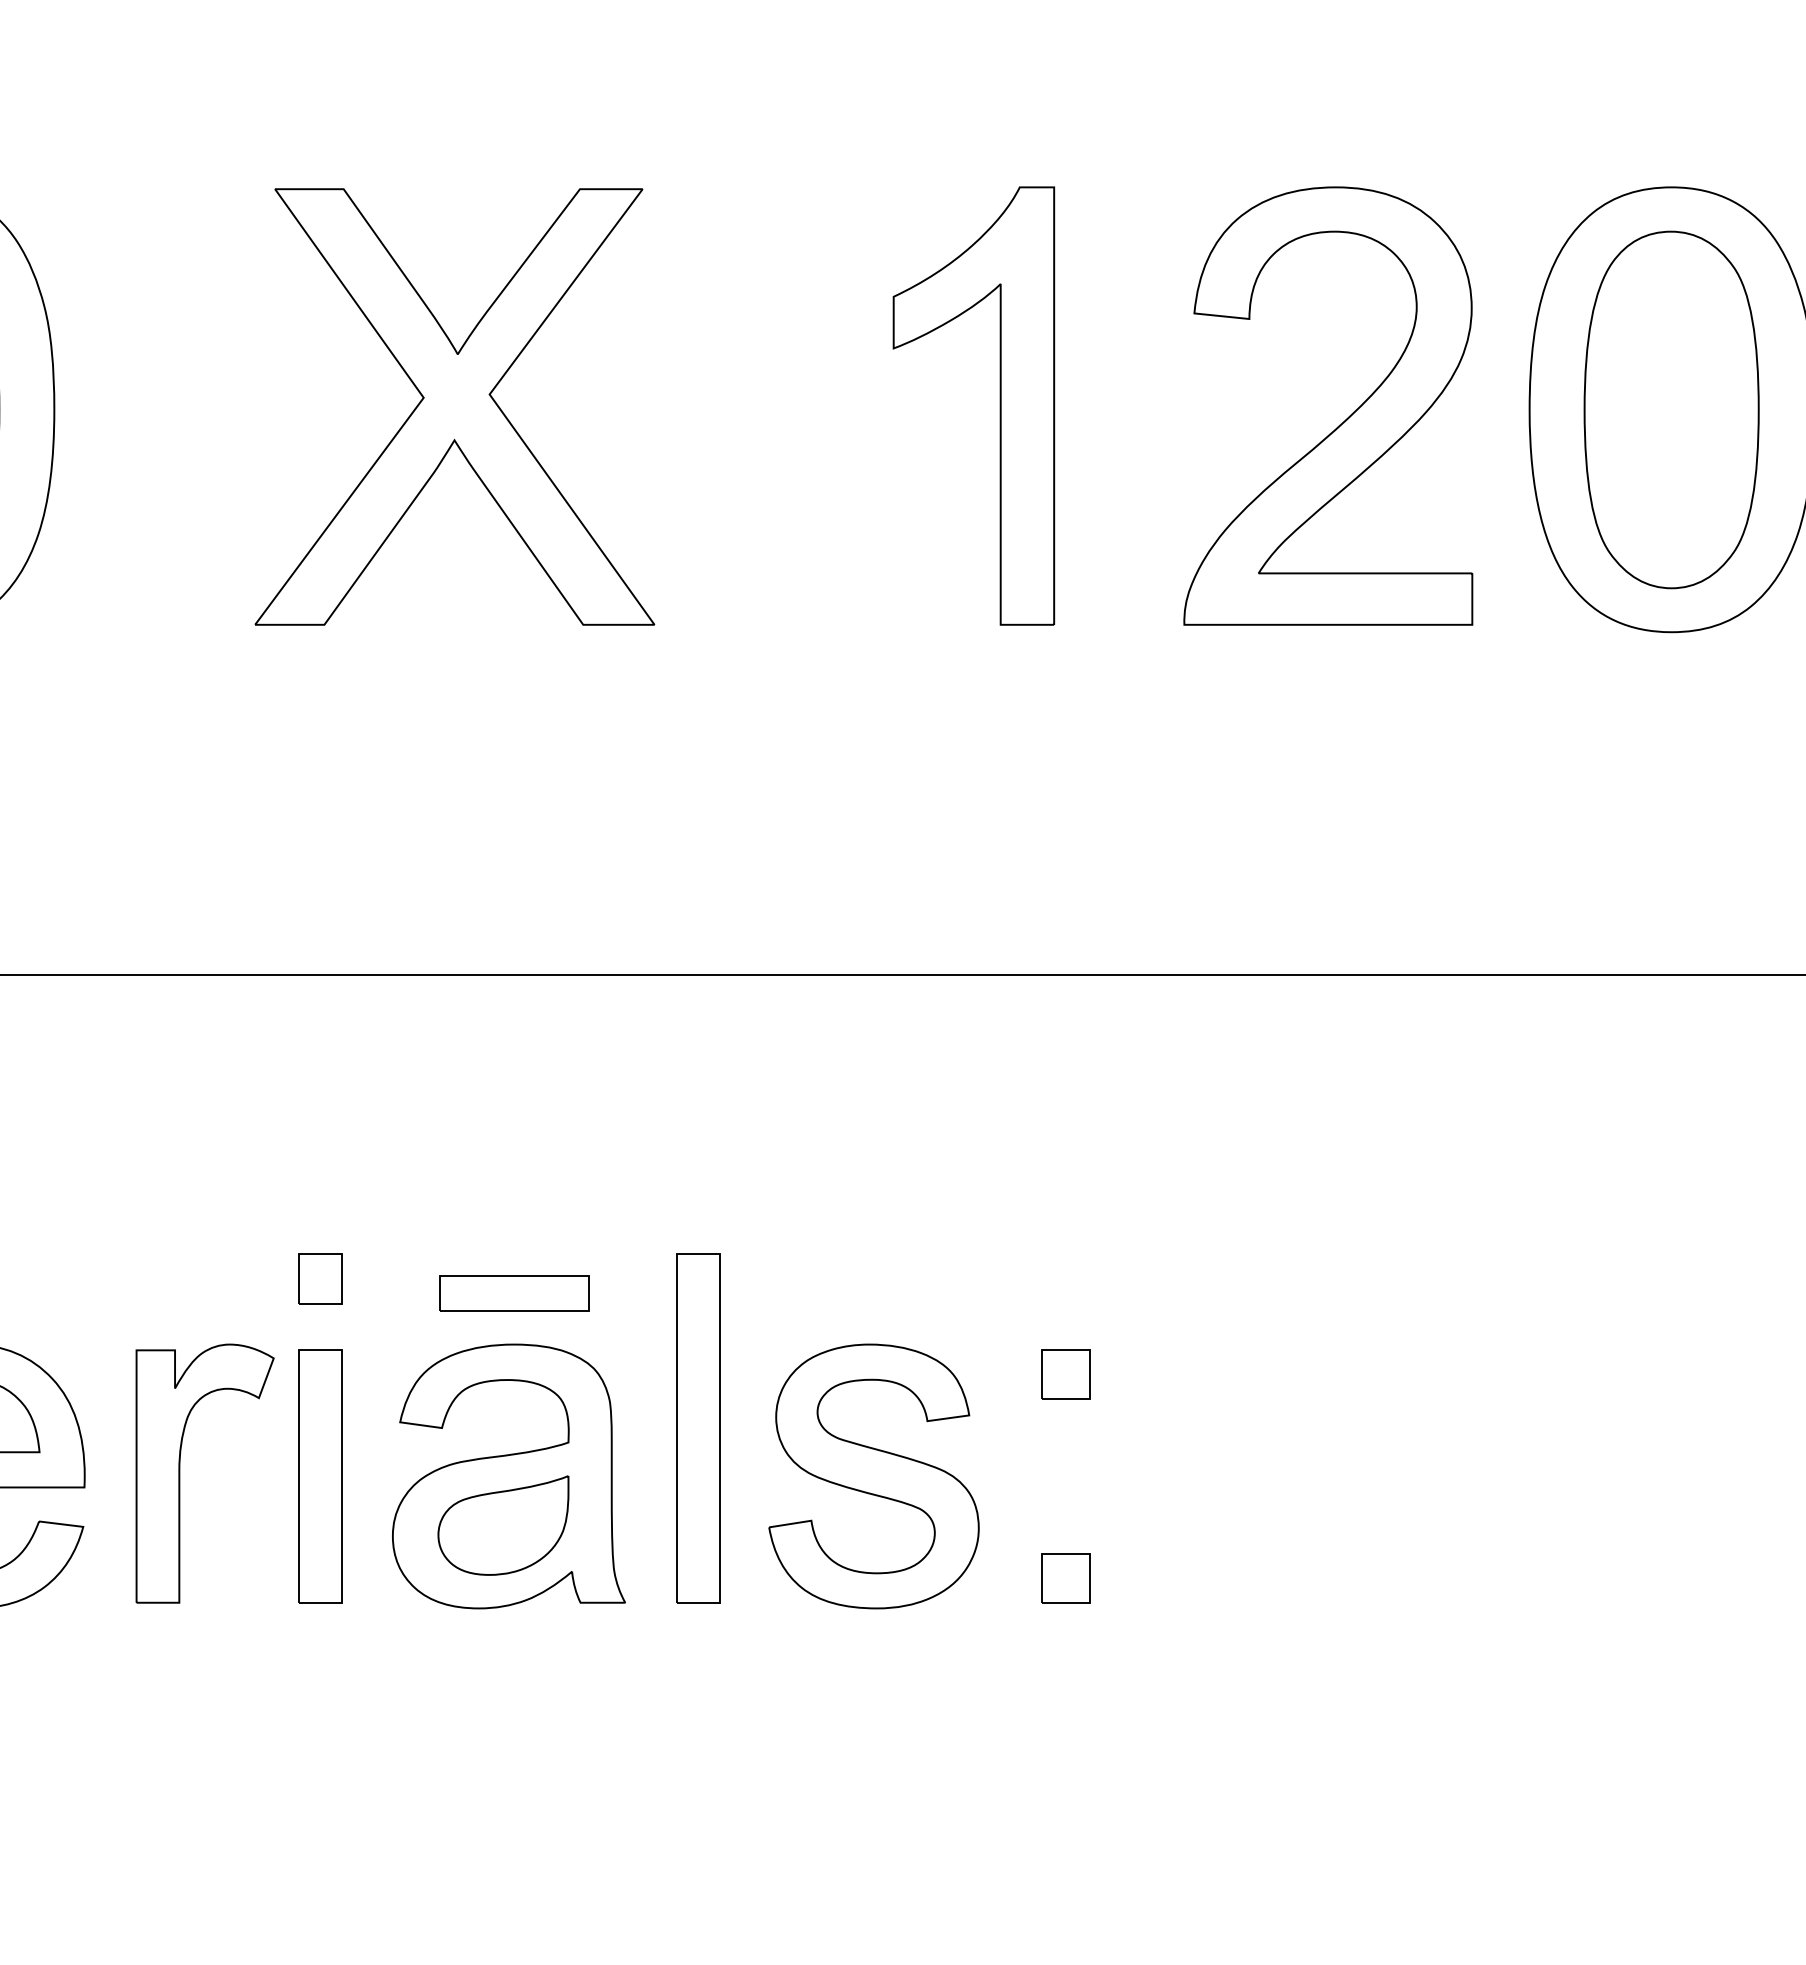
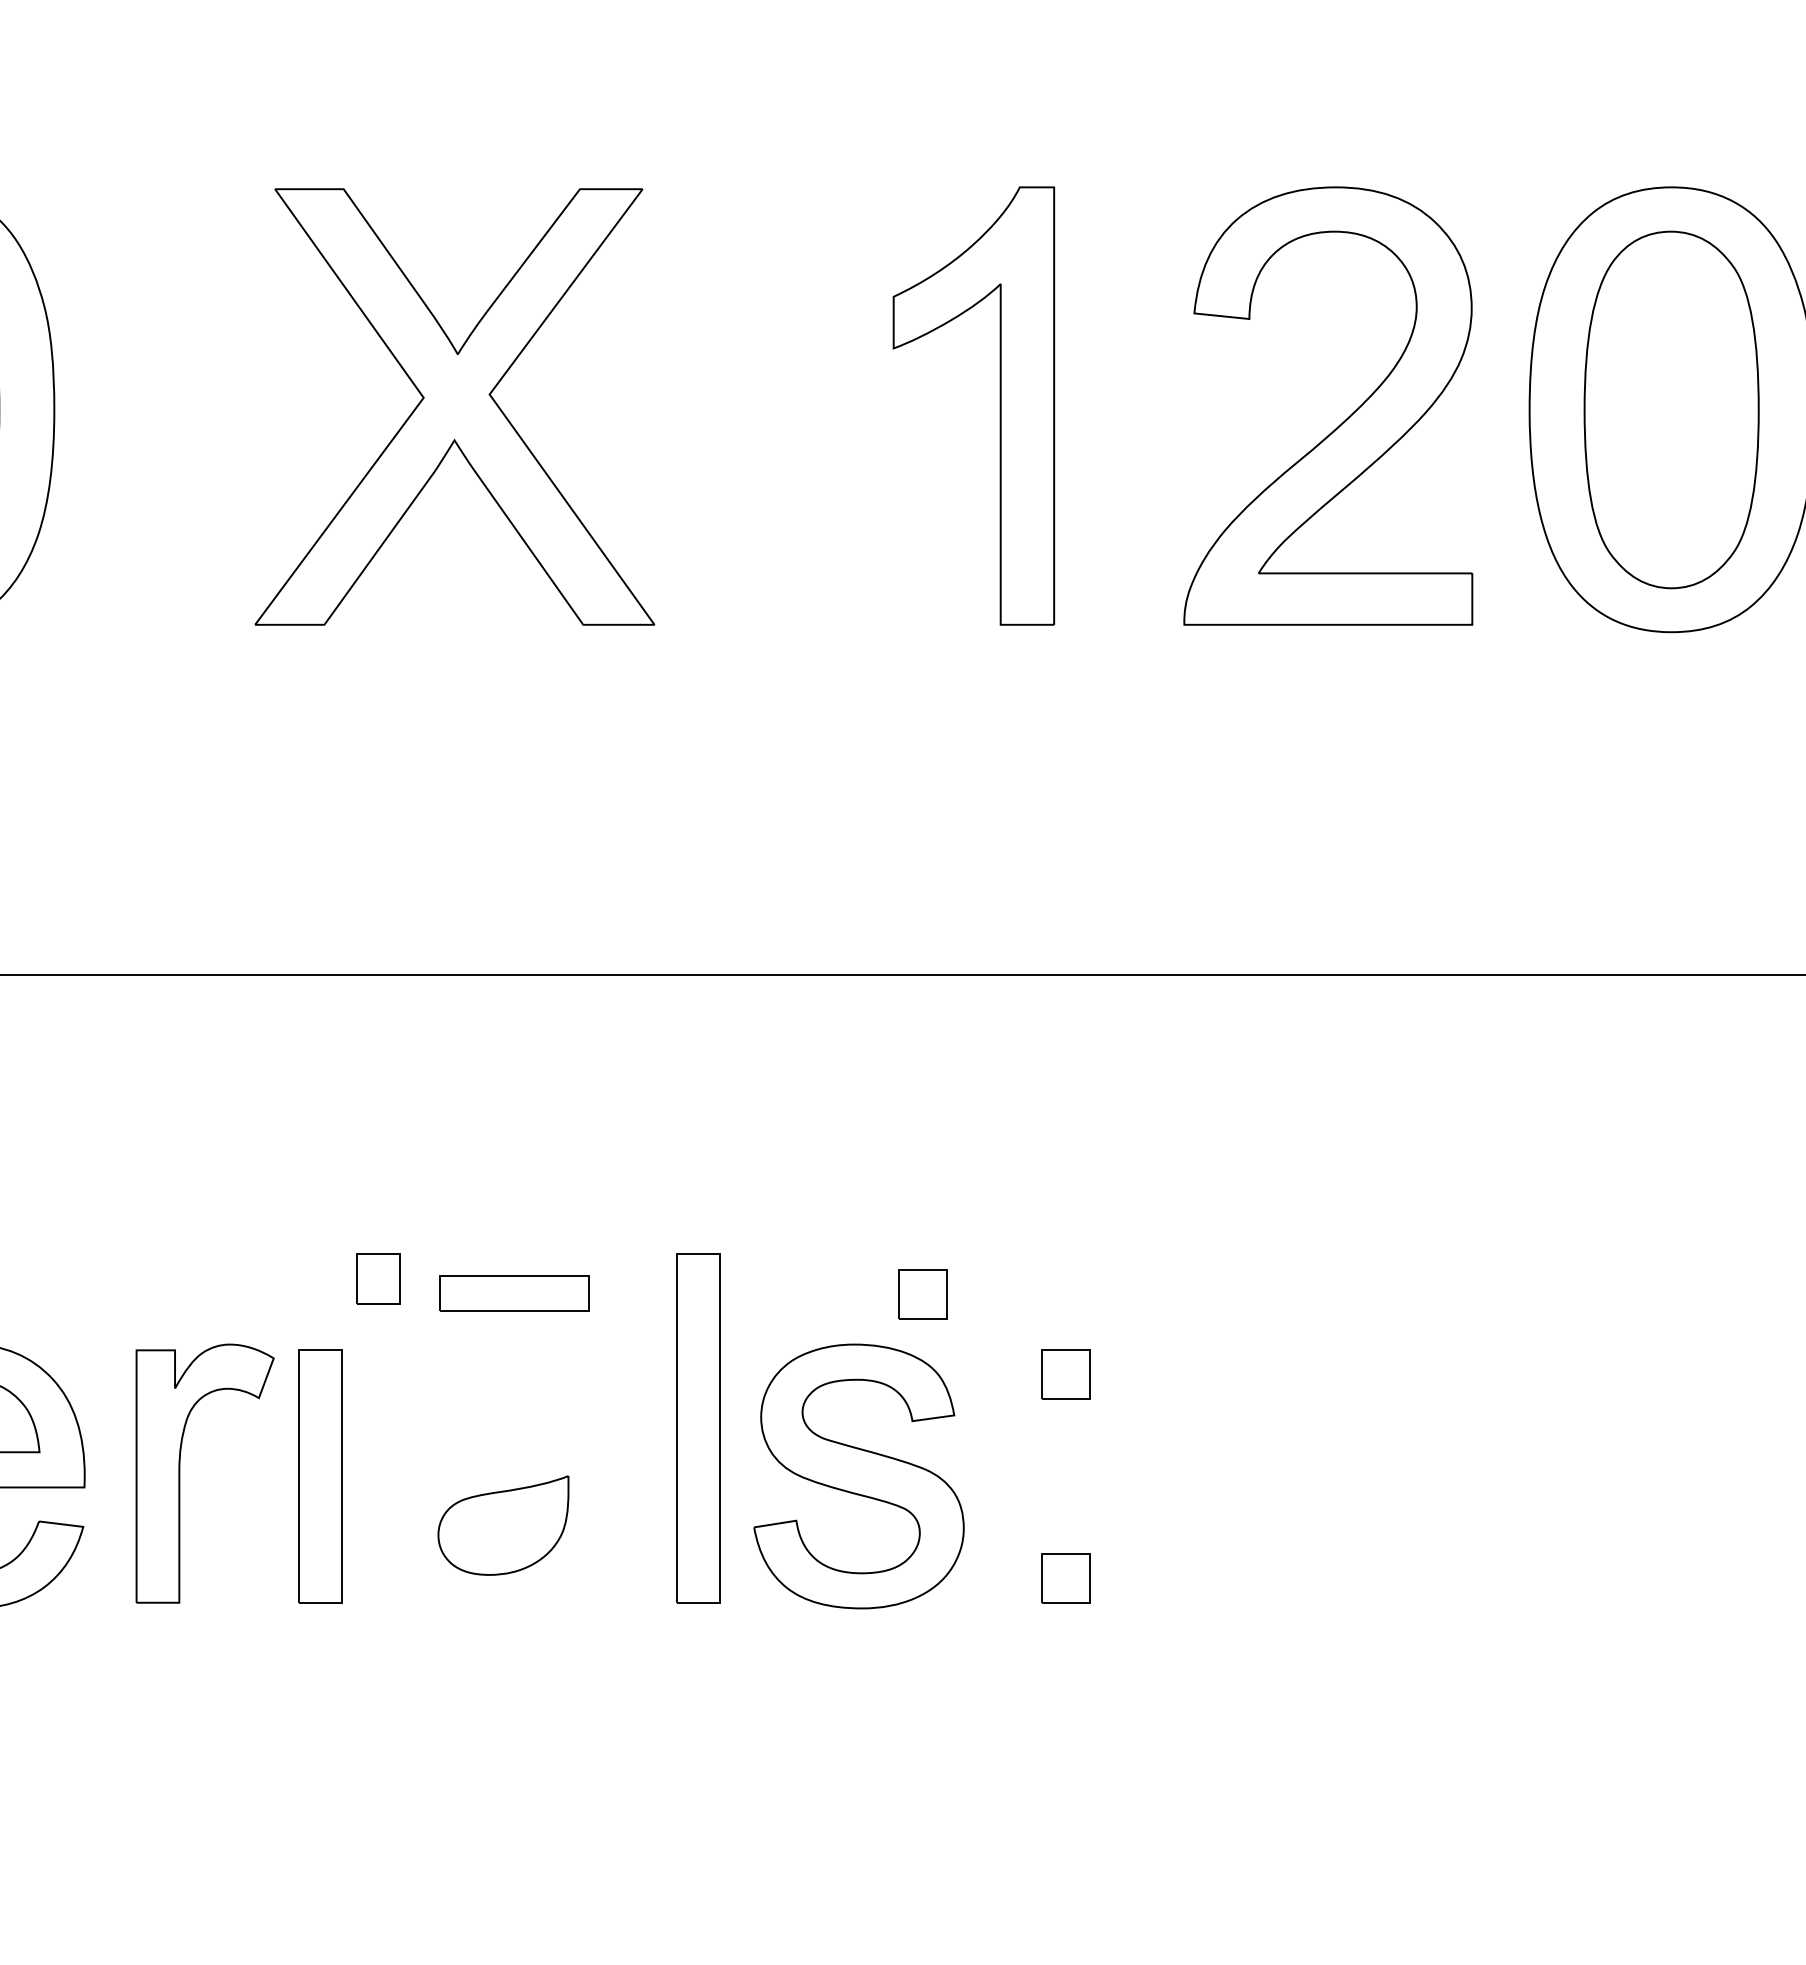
part position: (320, 1278) -> (378, 1278) (378, 1278)
part: none -> present (922, 1294)
part: present -> none (508, 1476)
part position: (873, 1476) -> (858, 1476) (858, 1476)
